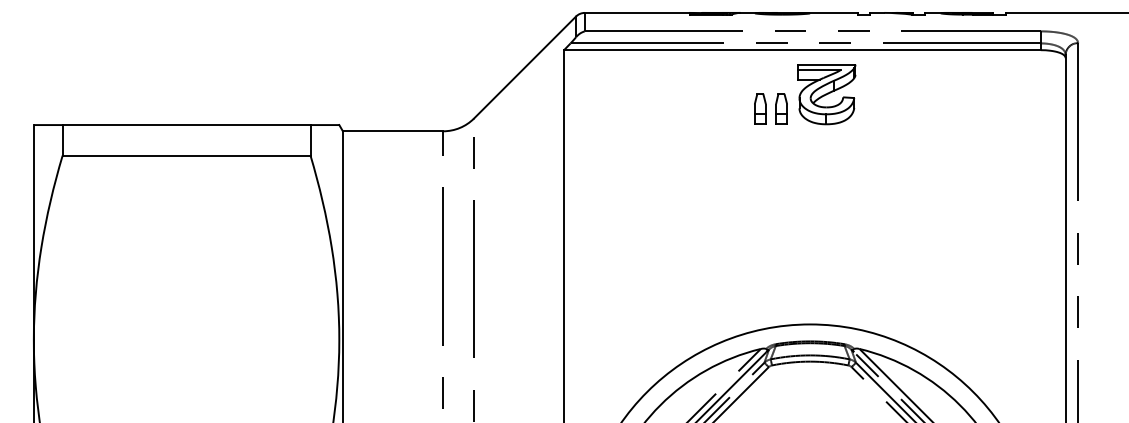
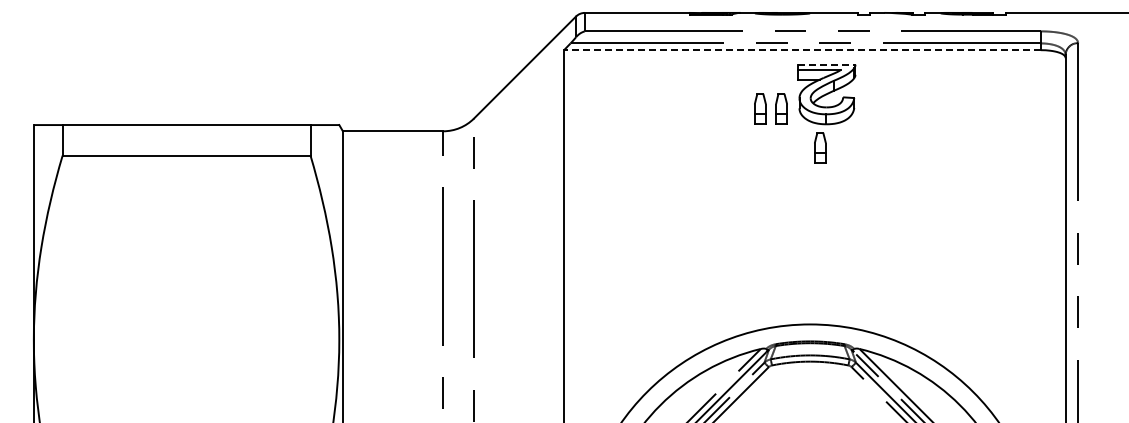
line: solid -> dashed (801, 50)
line: solid -> dashed (826, 64)
part: none -> present (820, 147)
